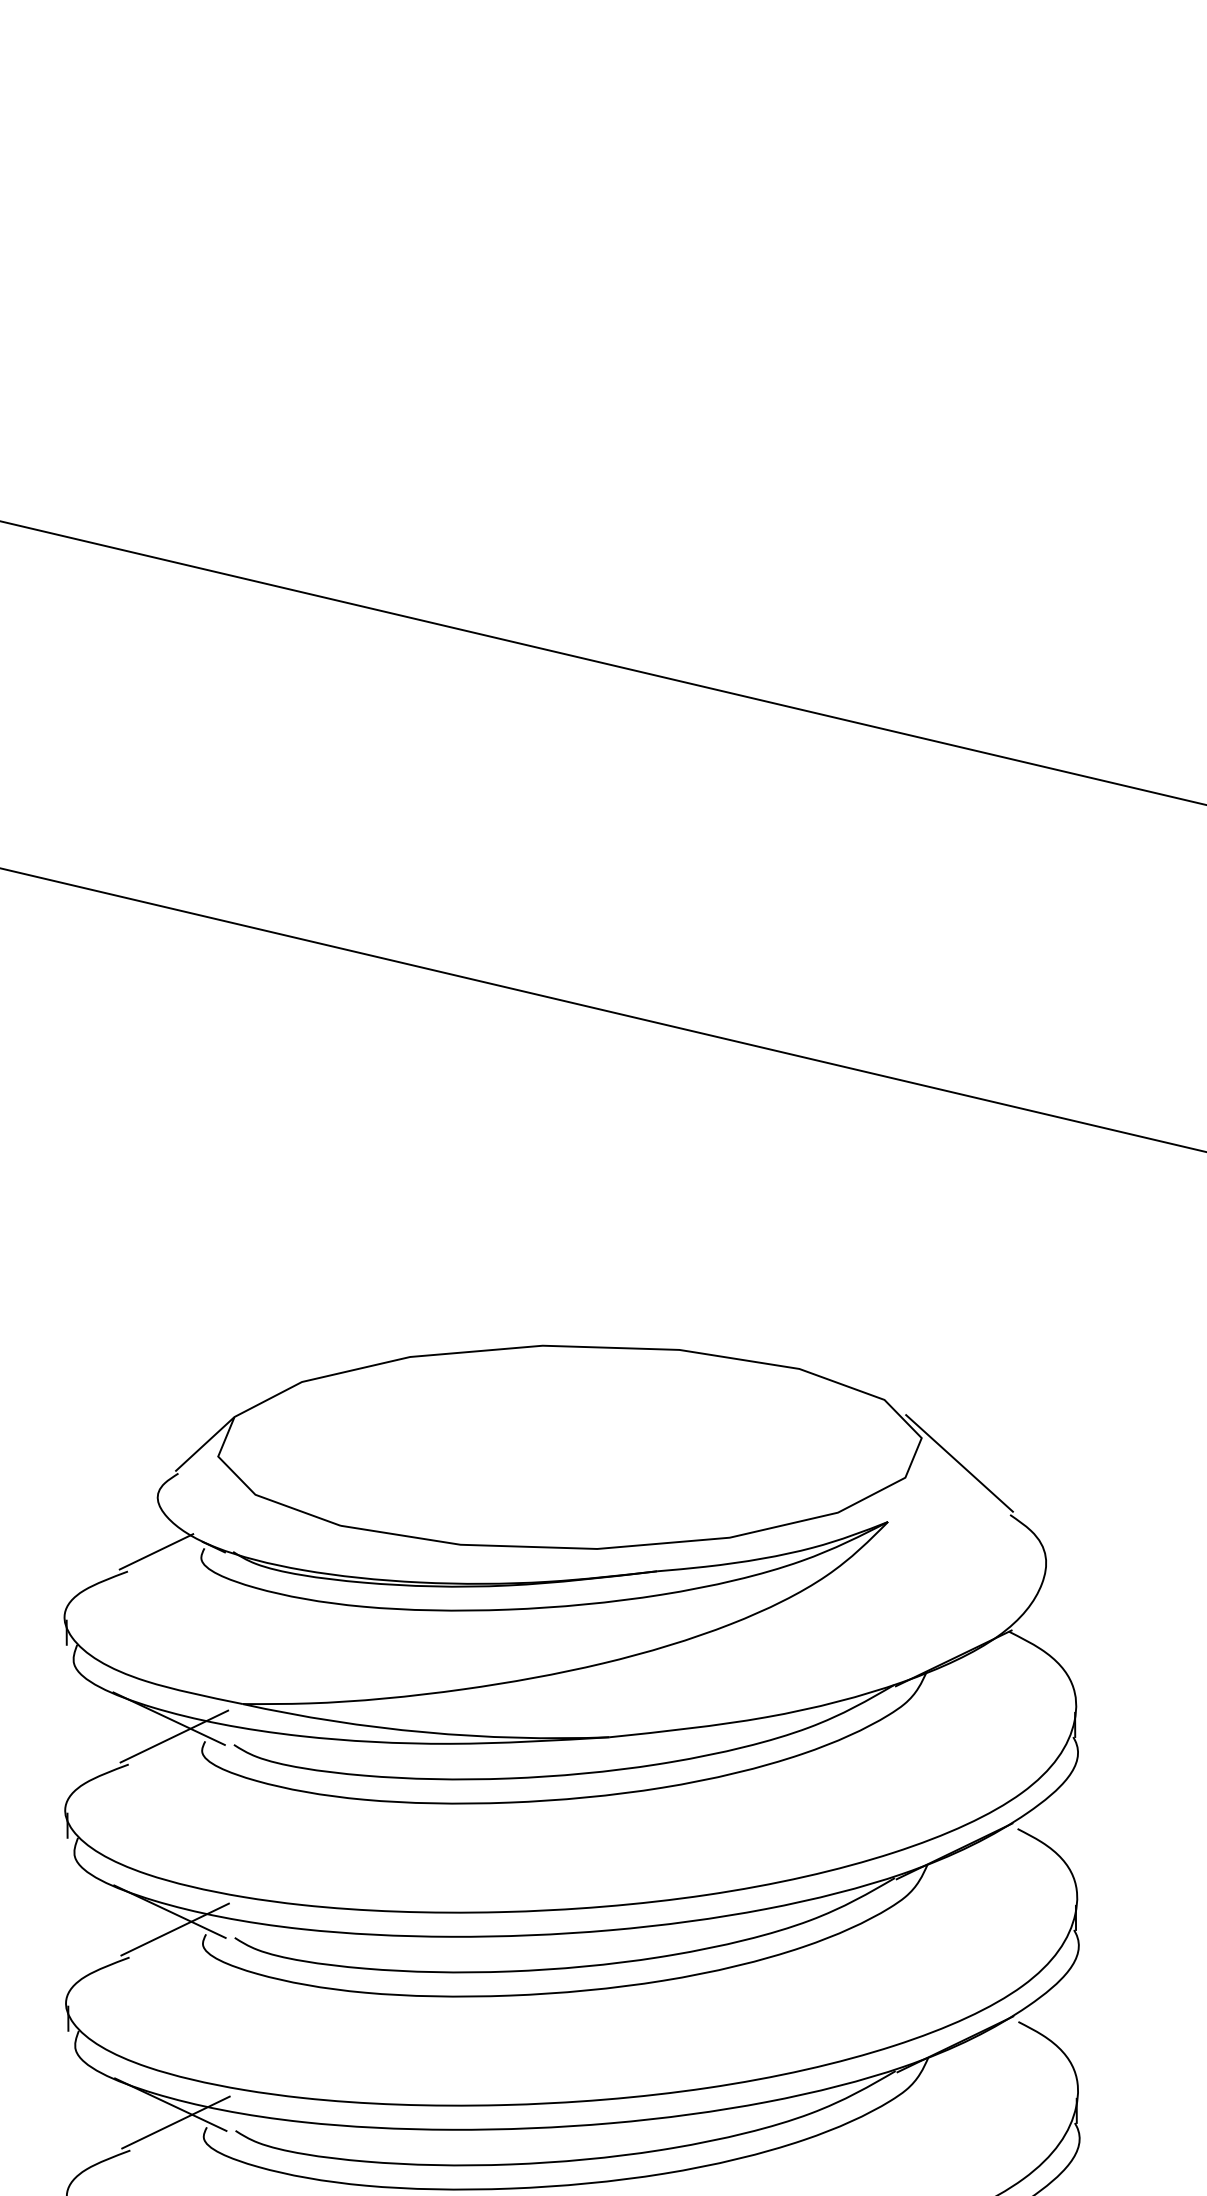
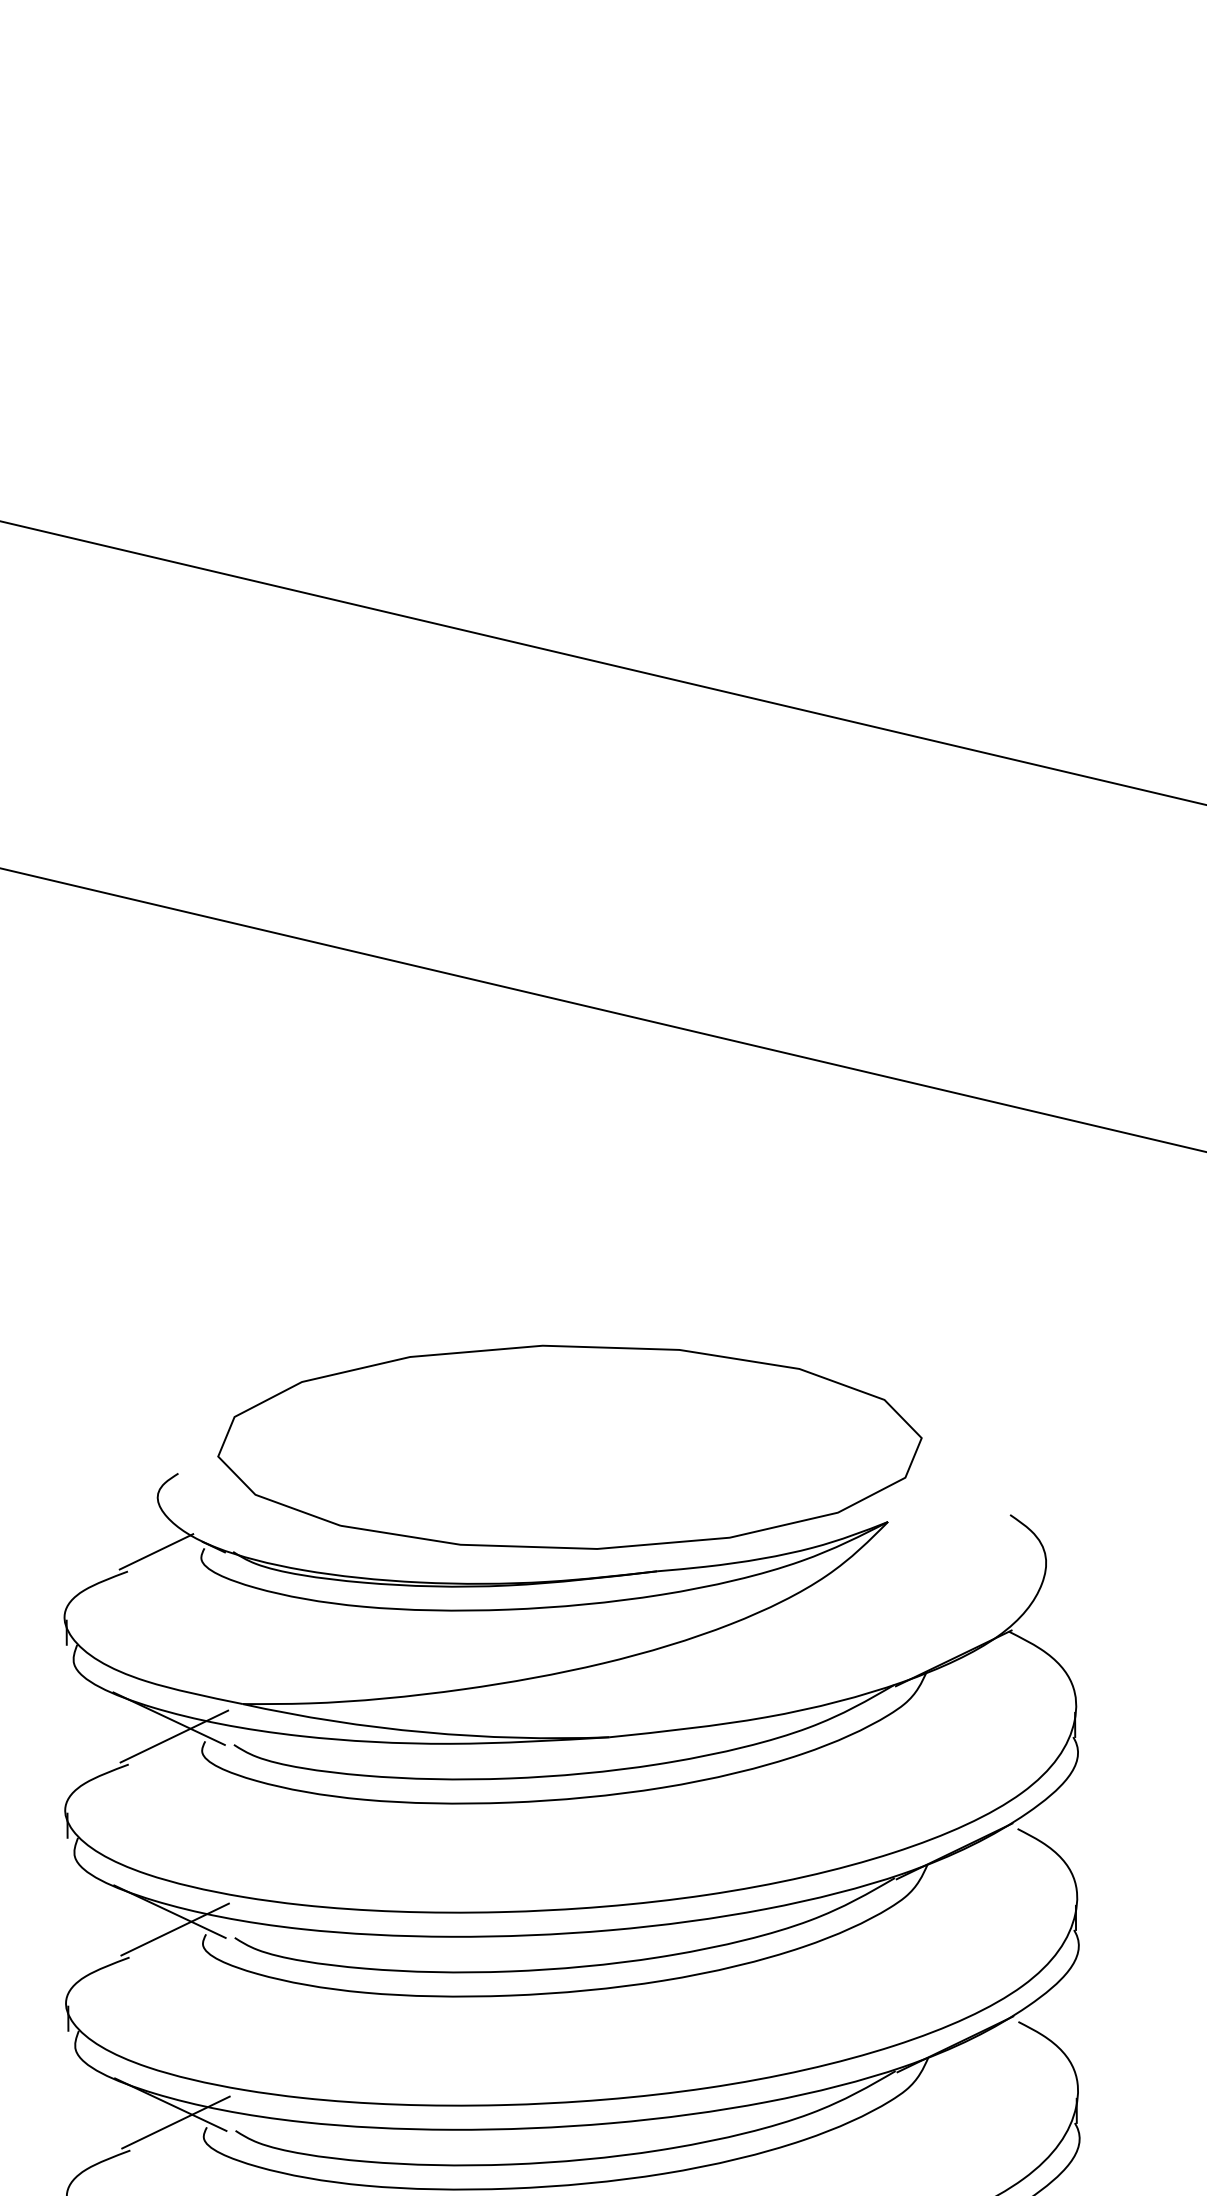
line: present -> none (204, 1443)
line: present -> none (959, 1463)
